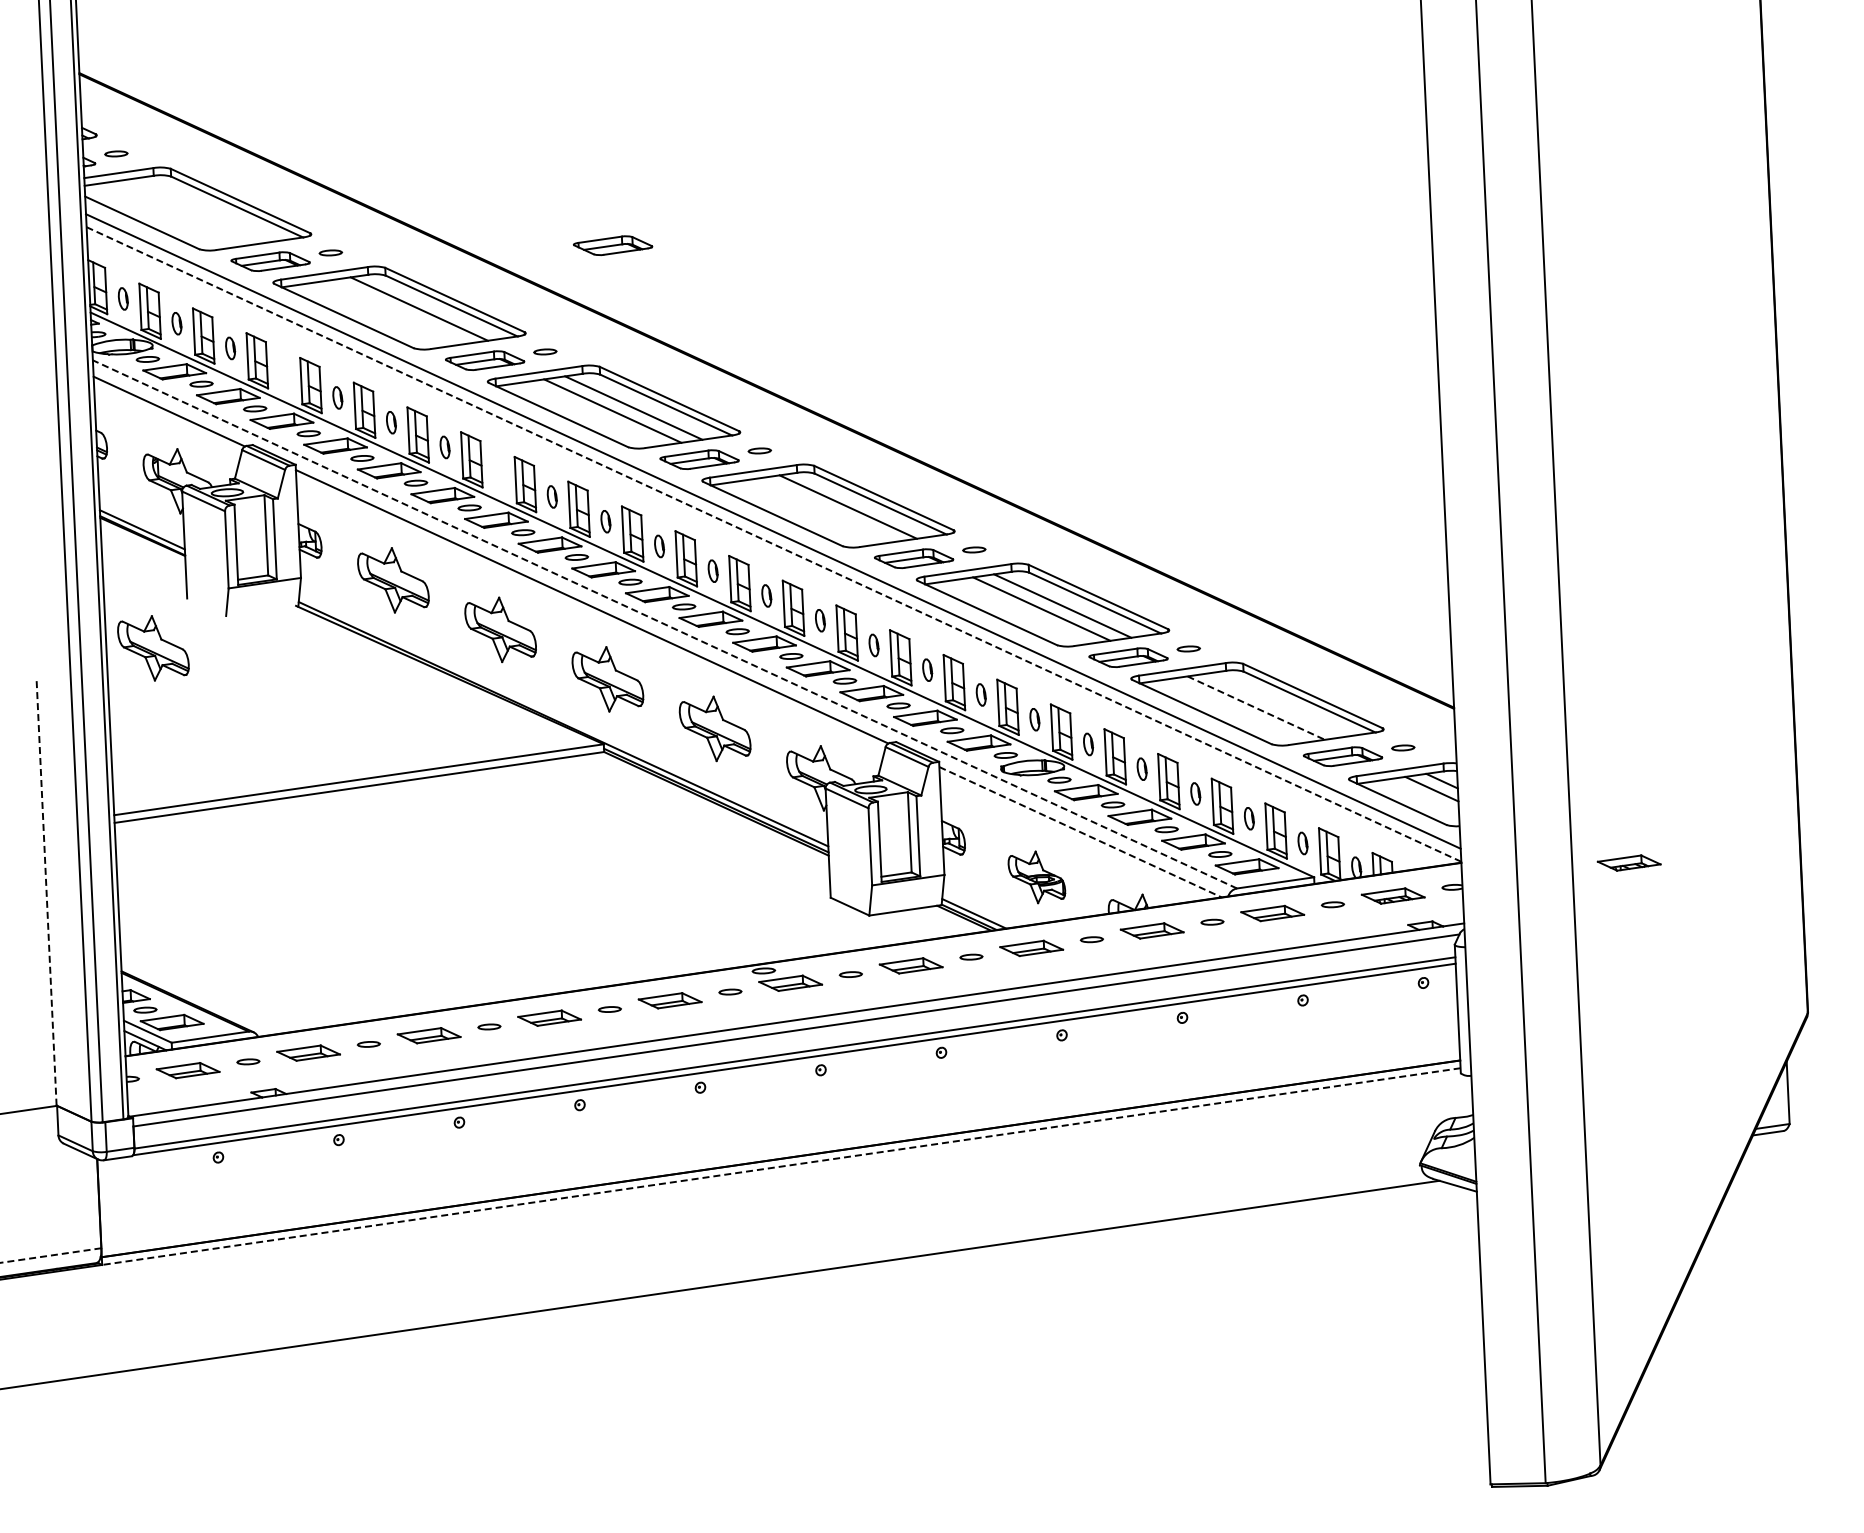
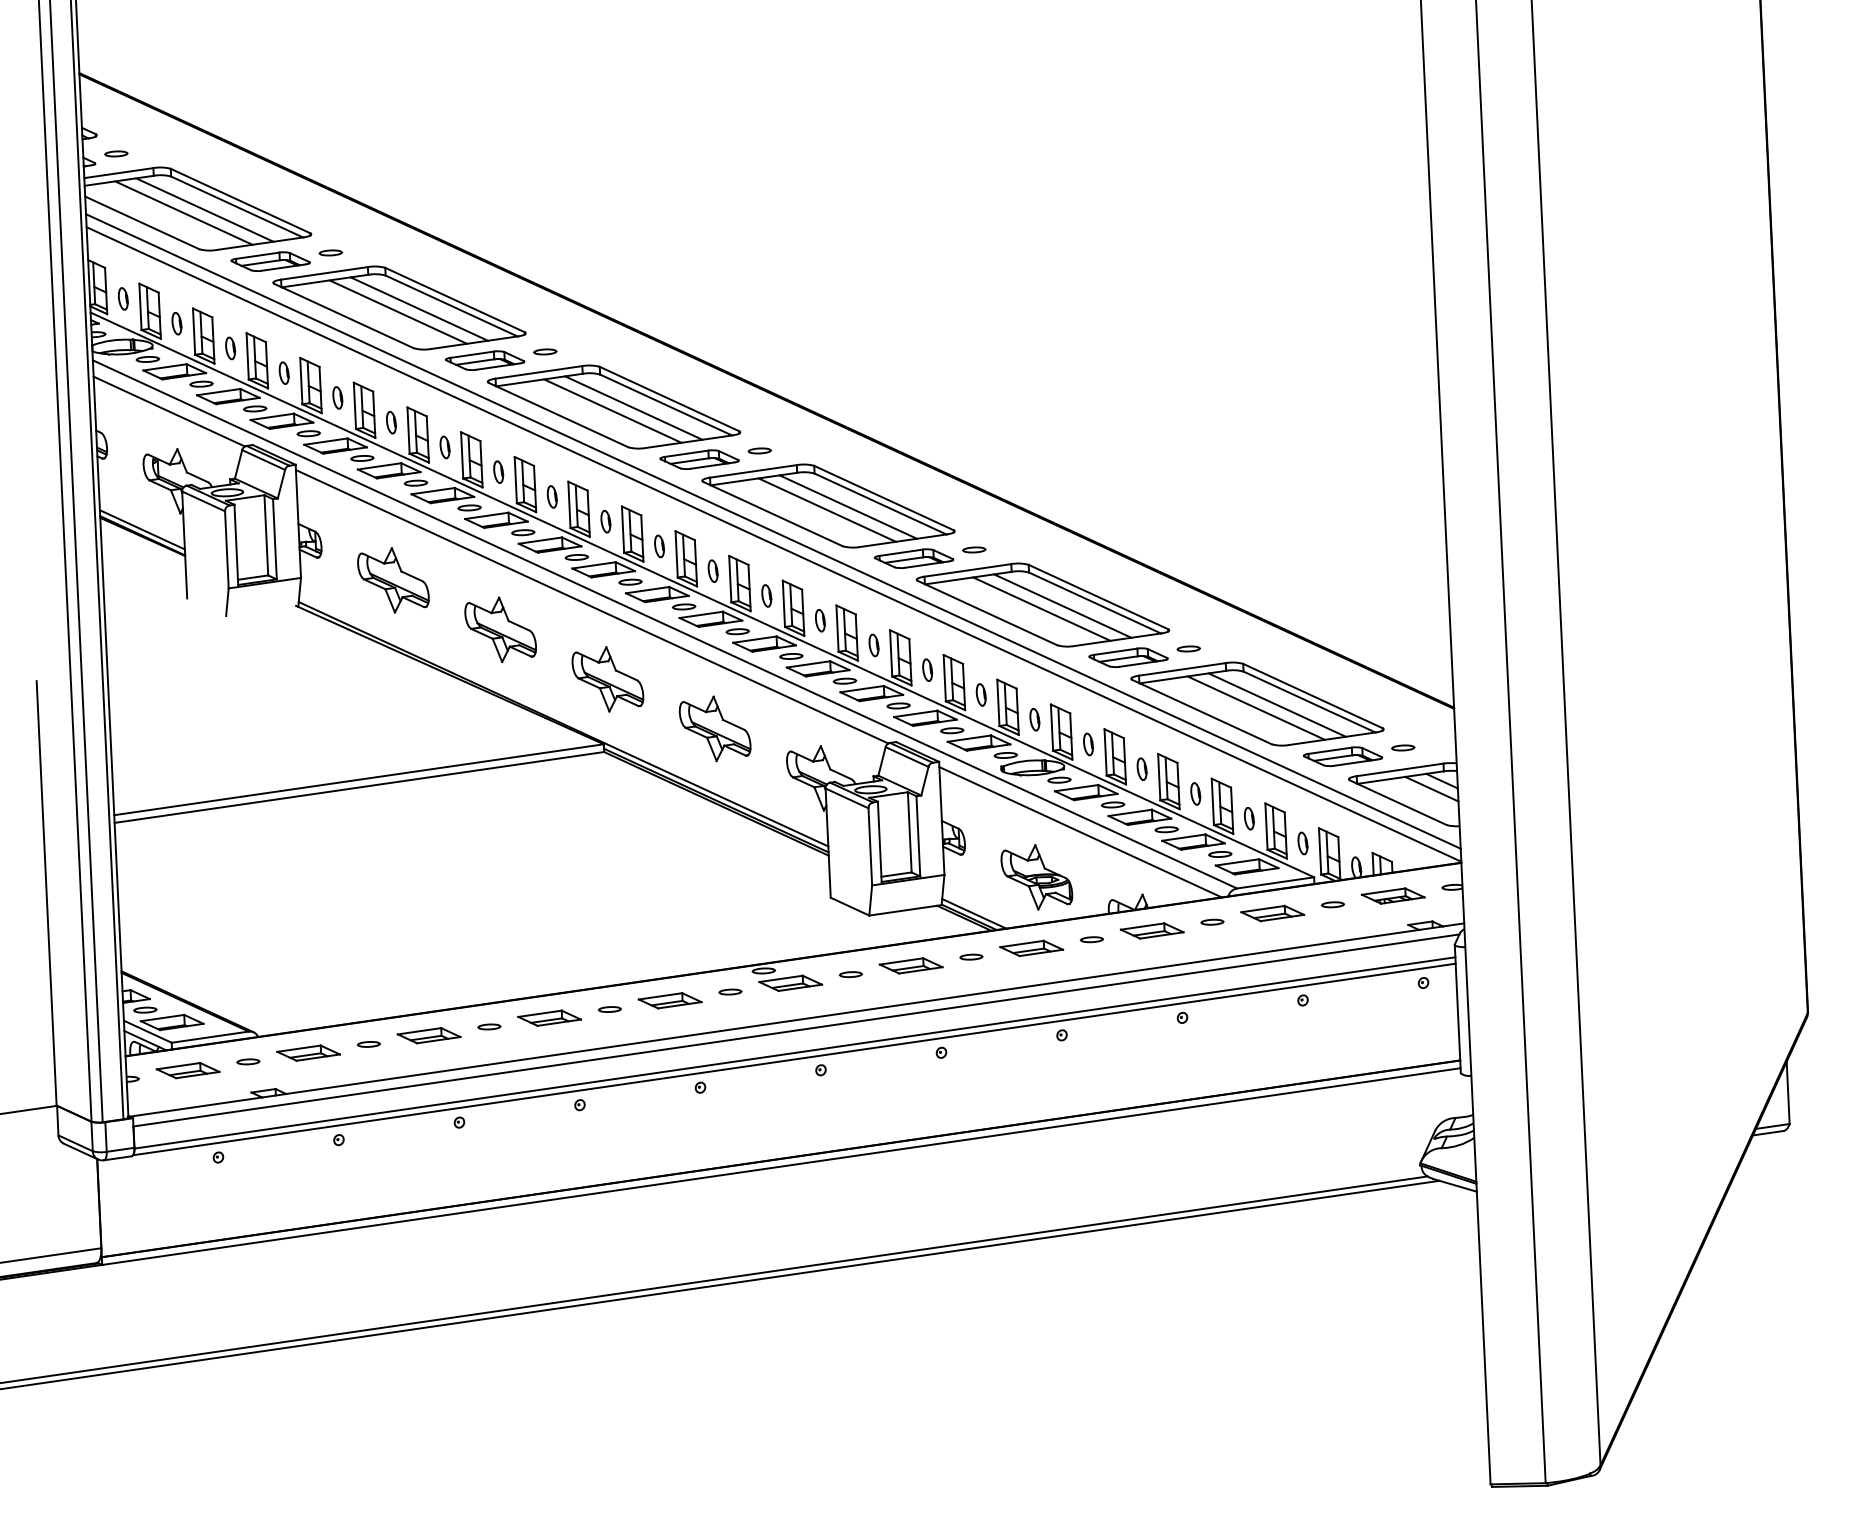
line: none -> present (204, 209)
line: none -> present (183, 212)
part: present -> none (613, 245)
line: none -> present (398, 311)
part: none -> present (283, 372)
part: none -> present (498, 471)
line: none -> present (826, 509)
line: dashed -> solid (774, 544)
line: dashed -> solid (664, 624)
part: present -> none (153, 648)
line: none -> present (1276, 704)
line: dashed -> solid (1256, 708)
line: dashed -> solid (1081, 832)
part: present -> none (1628, 862)
part size: 60x55 px -> 74x67 px (1036, 877)
line: dashed -> solid (46, 892)
line: dashed -> solid (780, 1166)
line: dashed -> solid (50, 1255)
line: none -> present (714, 1279)
